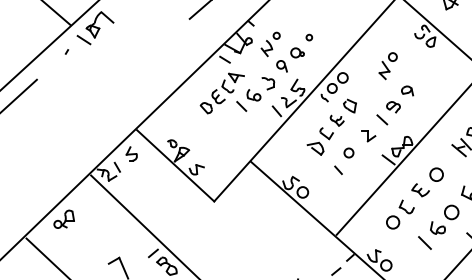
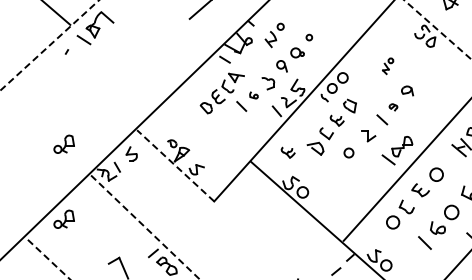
line: solid -> dashed (437, 29)
part position: (270, 44) -> (274, 35) (274, 35)
line: solid -> dashed (50, 45)
part size: 20x29 px -> 13x19 px (388, 66)
line: present -> none (19, 95)
part size: 16x13 px -> 10x9 px (253, 95)
part size: 15x13 px -> 11x9 px (393, 107)
part: none -> present (63, 143)
part: none -> present (287, 152)
line position: (402, 160) -> (405, 170) (405, 170)
line: solid -> dashed (175, 165)
line: present -> none (338, 169)
line: solid -> dashed (145, 227)
line: solid -> dashed (48, 259)
